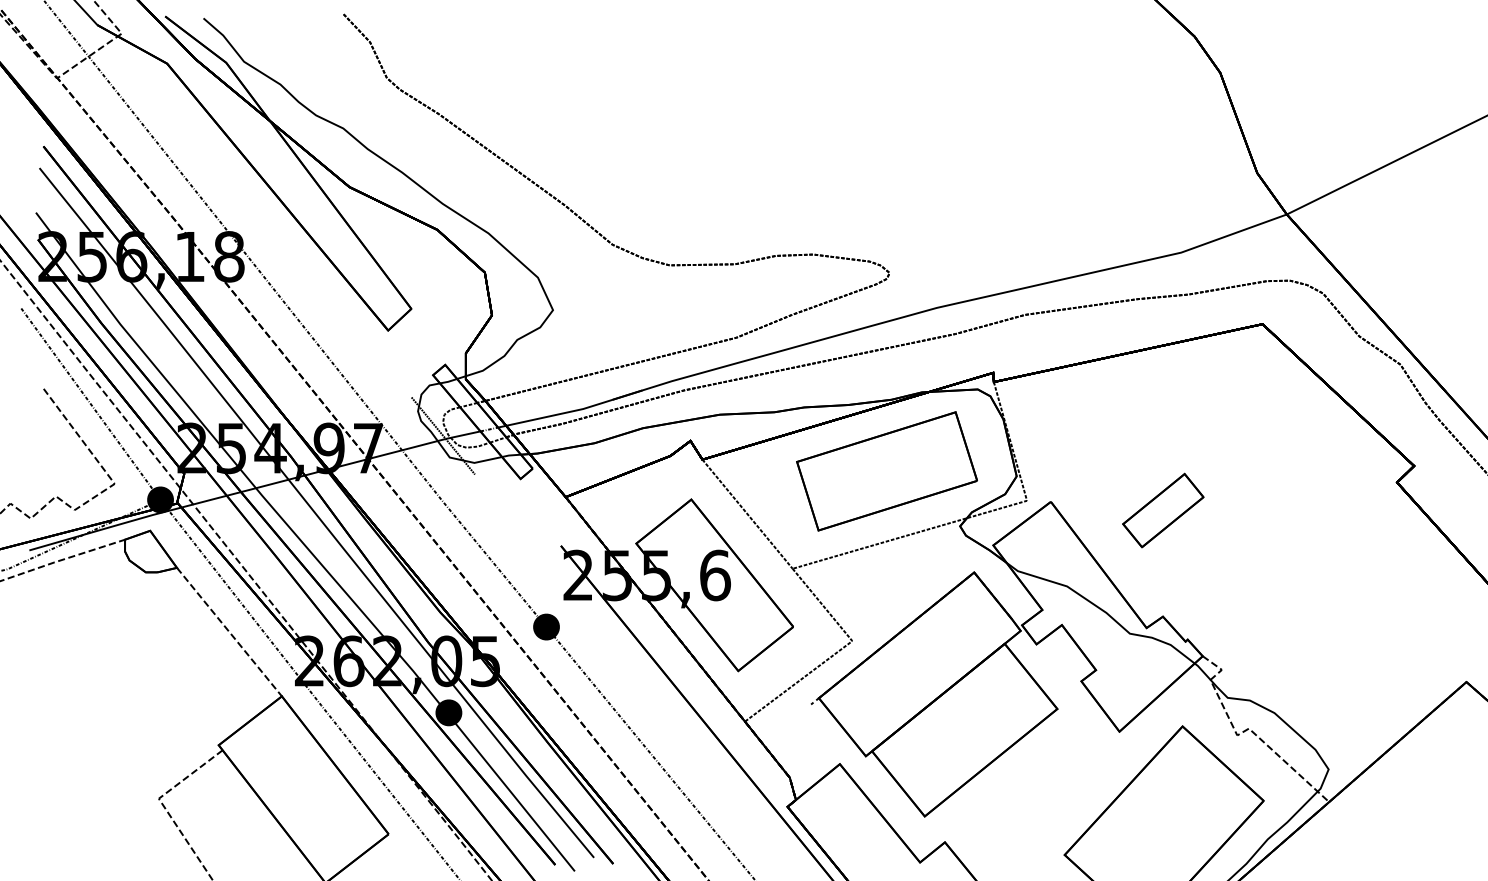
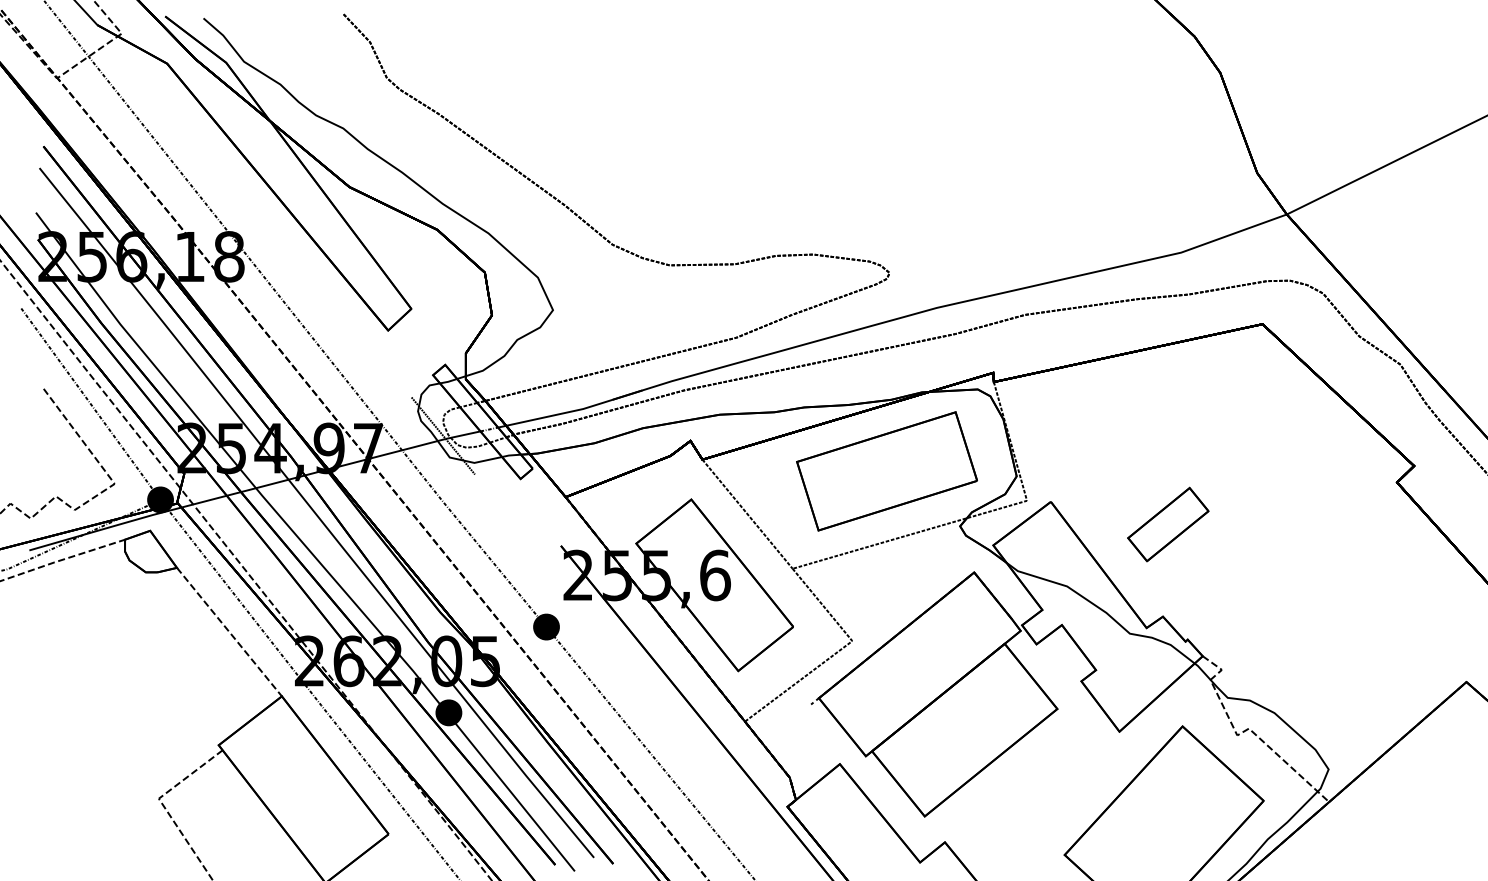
part position: (1163, 510) -> (1168, 524) (1168, 524)
